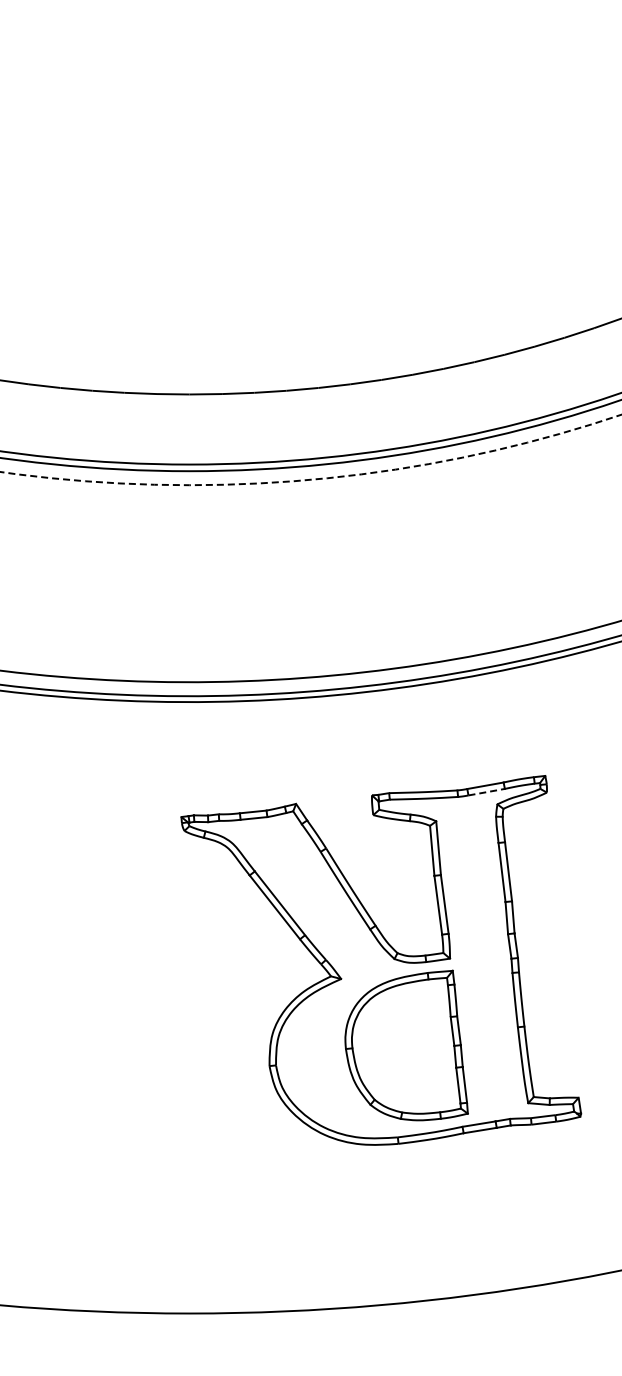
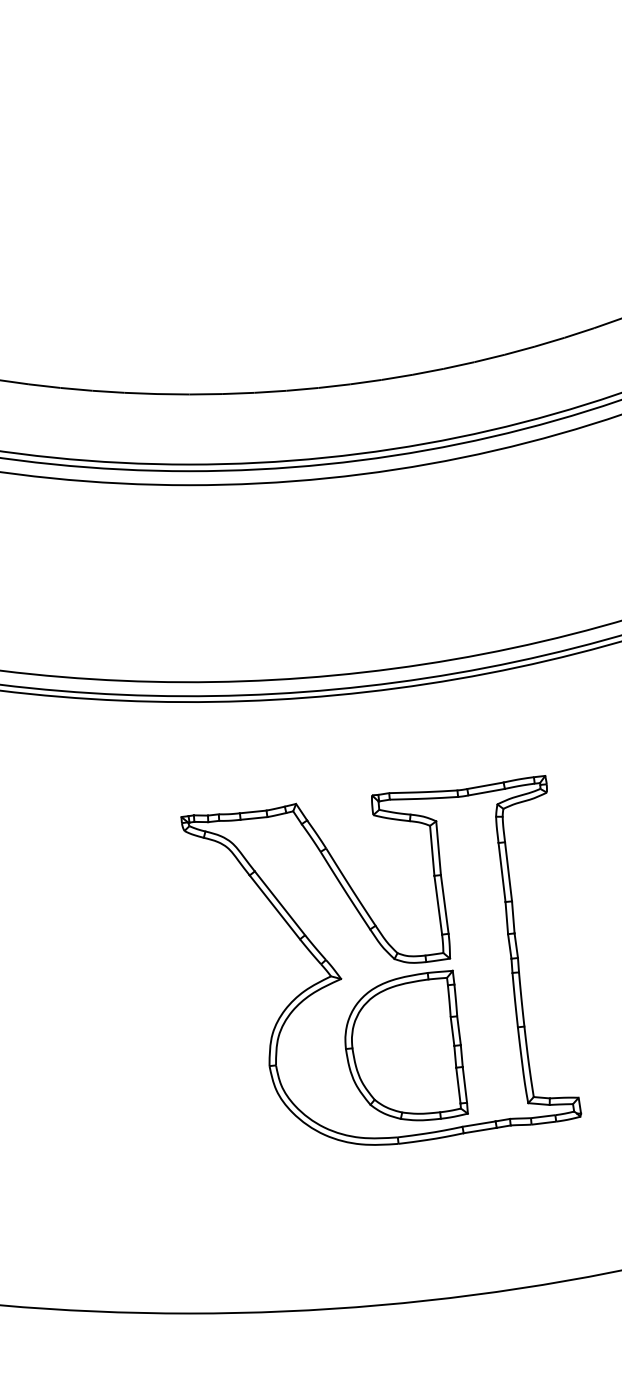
circle: dashed -> solid (310, 449)
line: dashed -> solid (487, 792)
